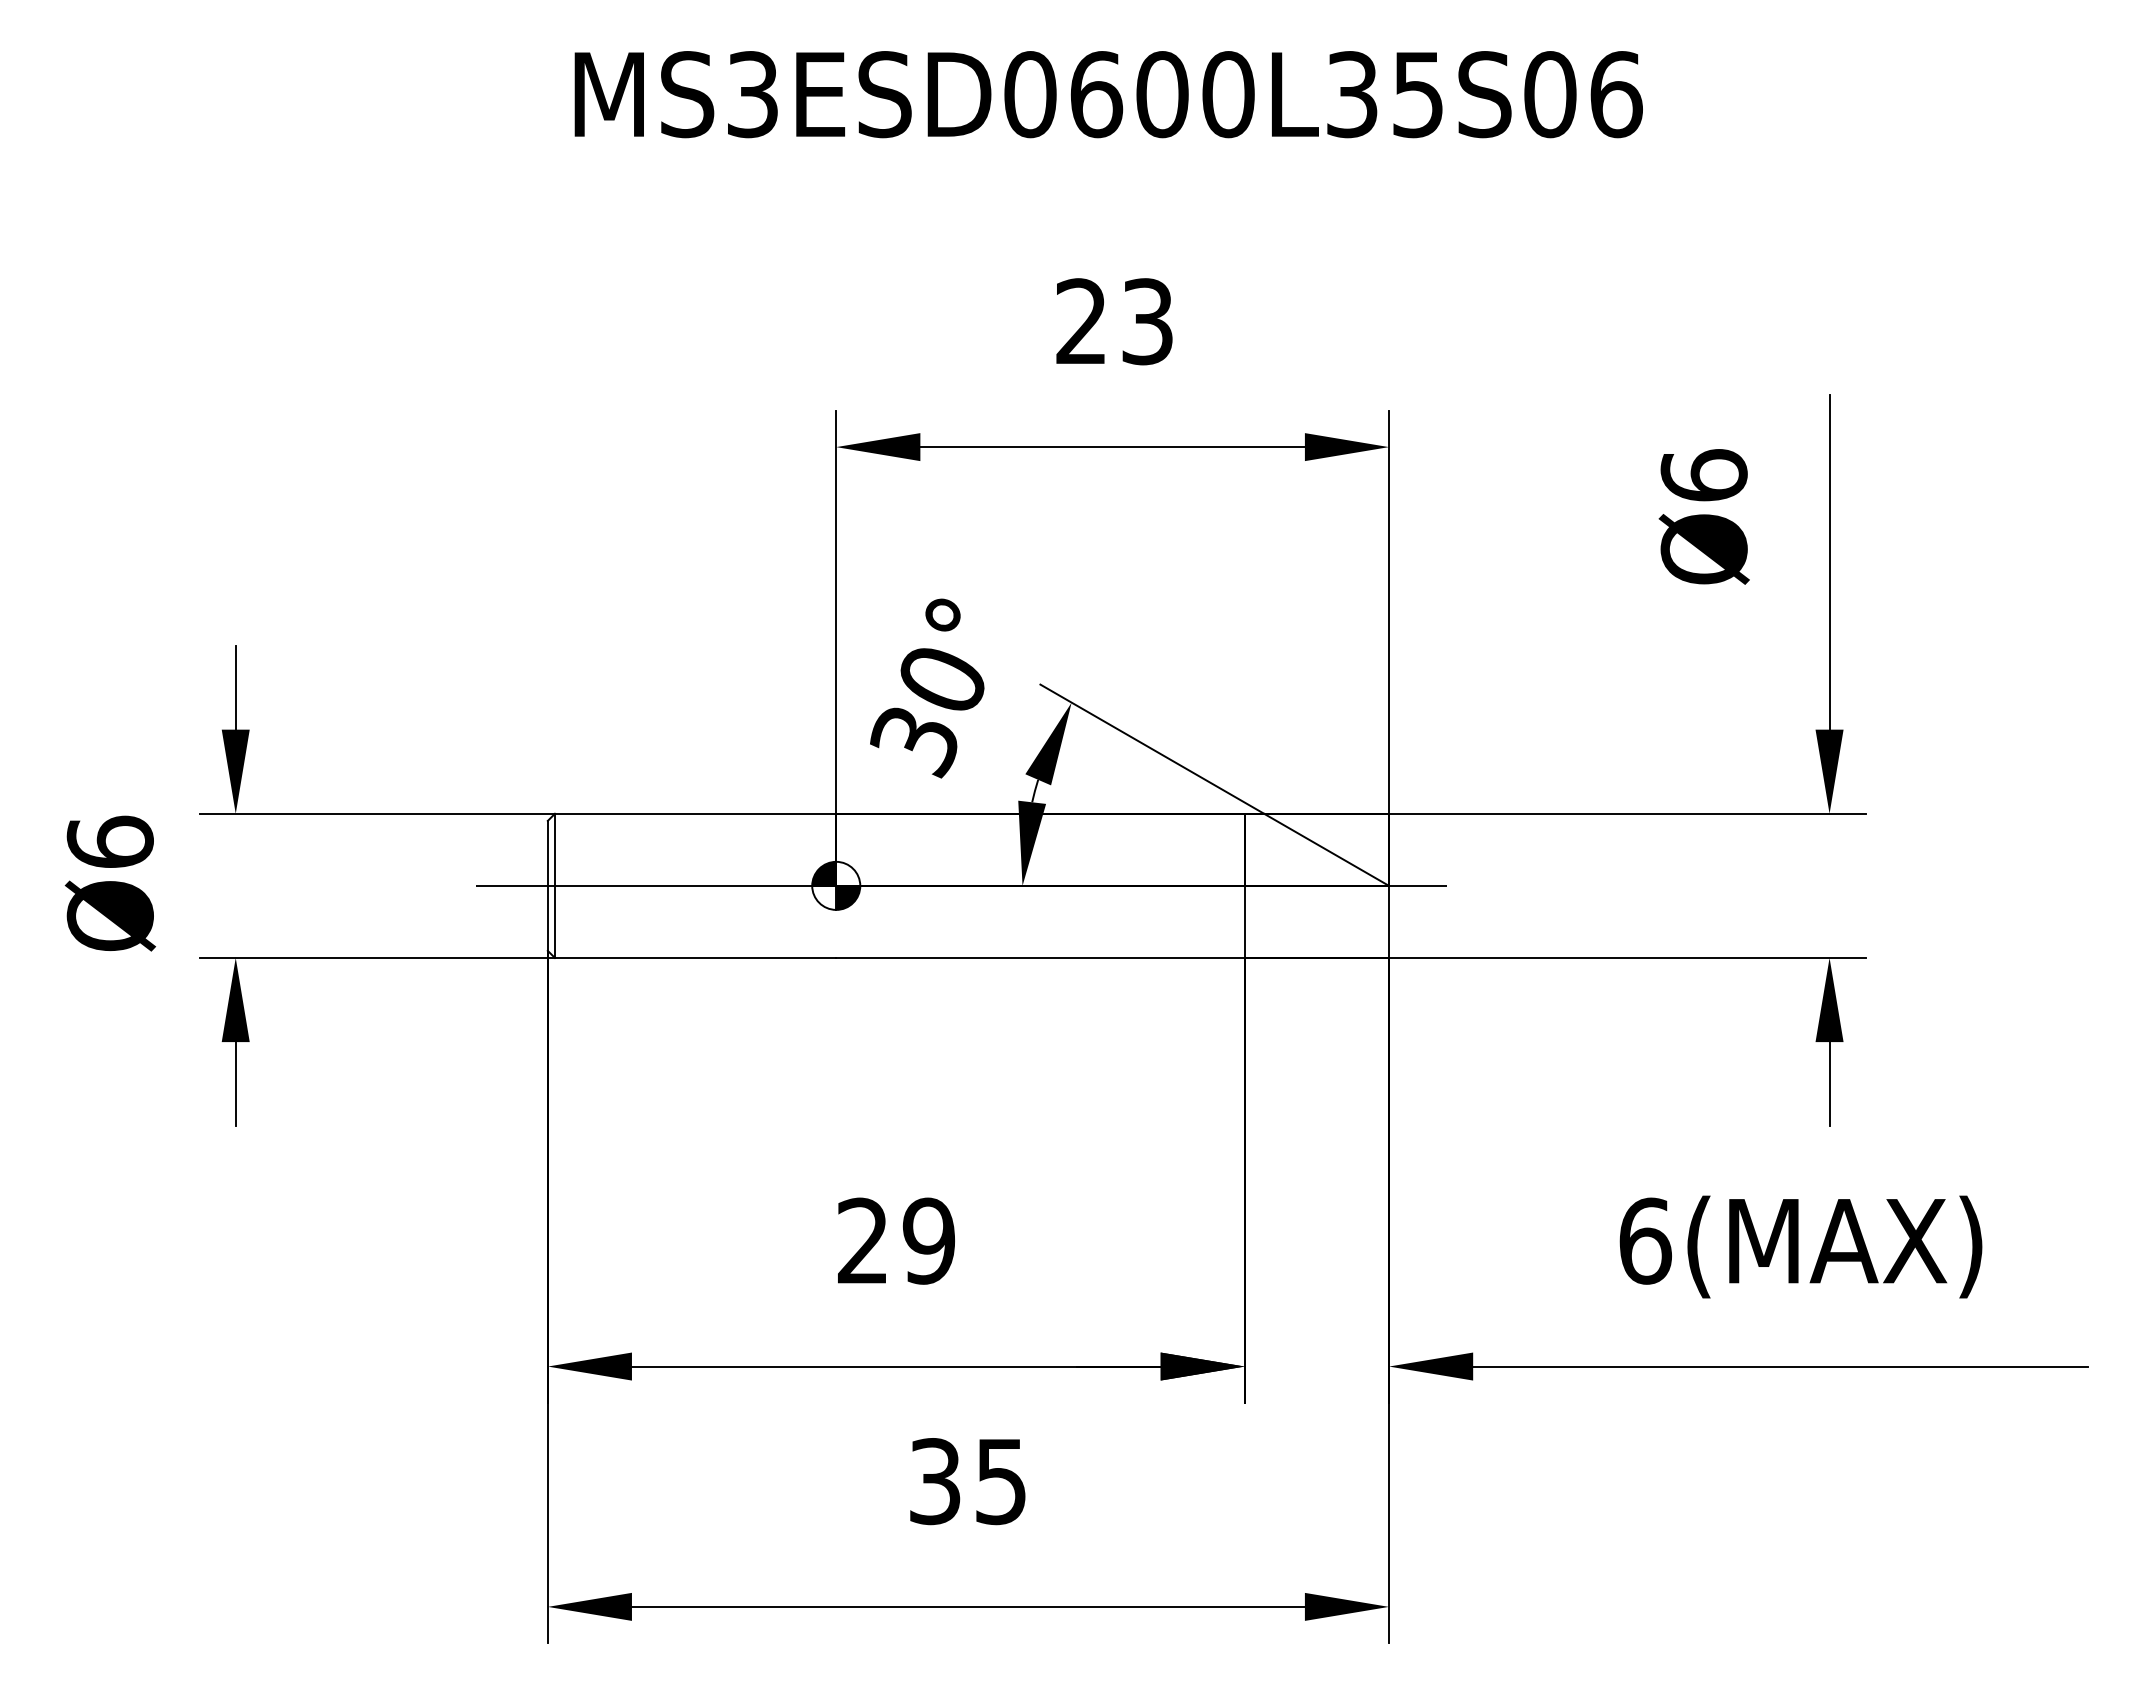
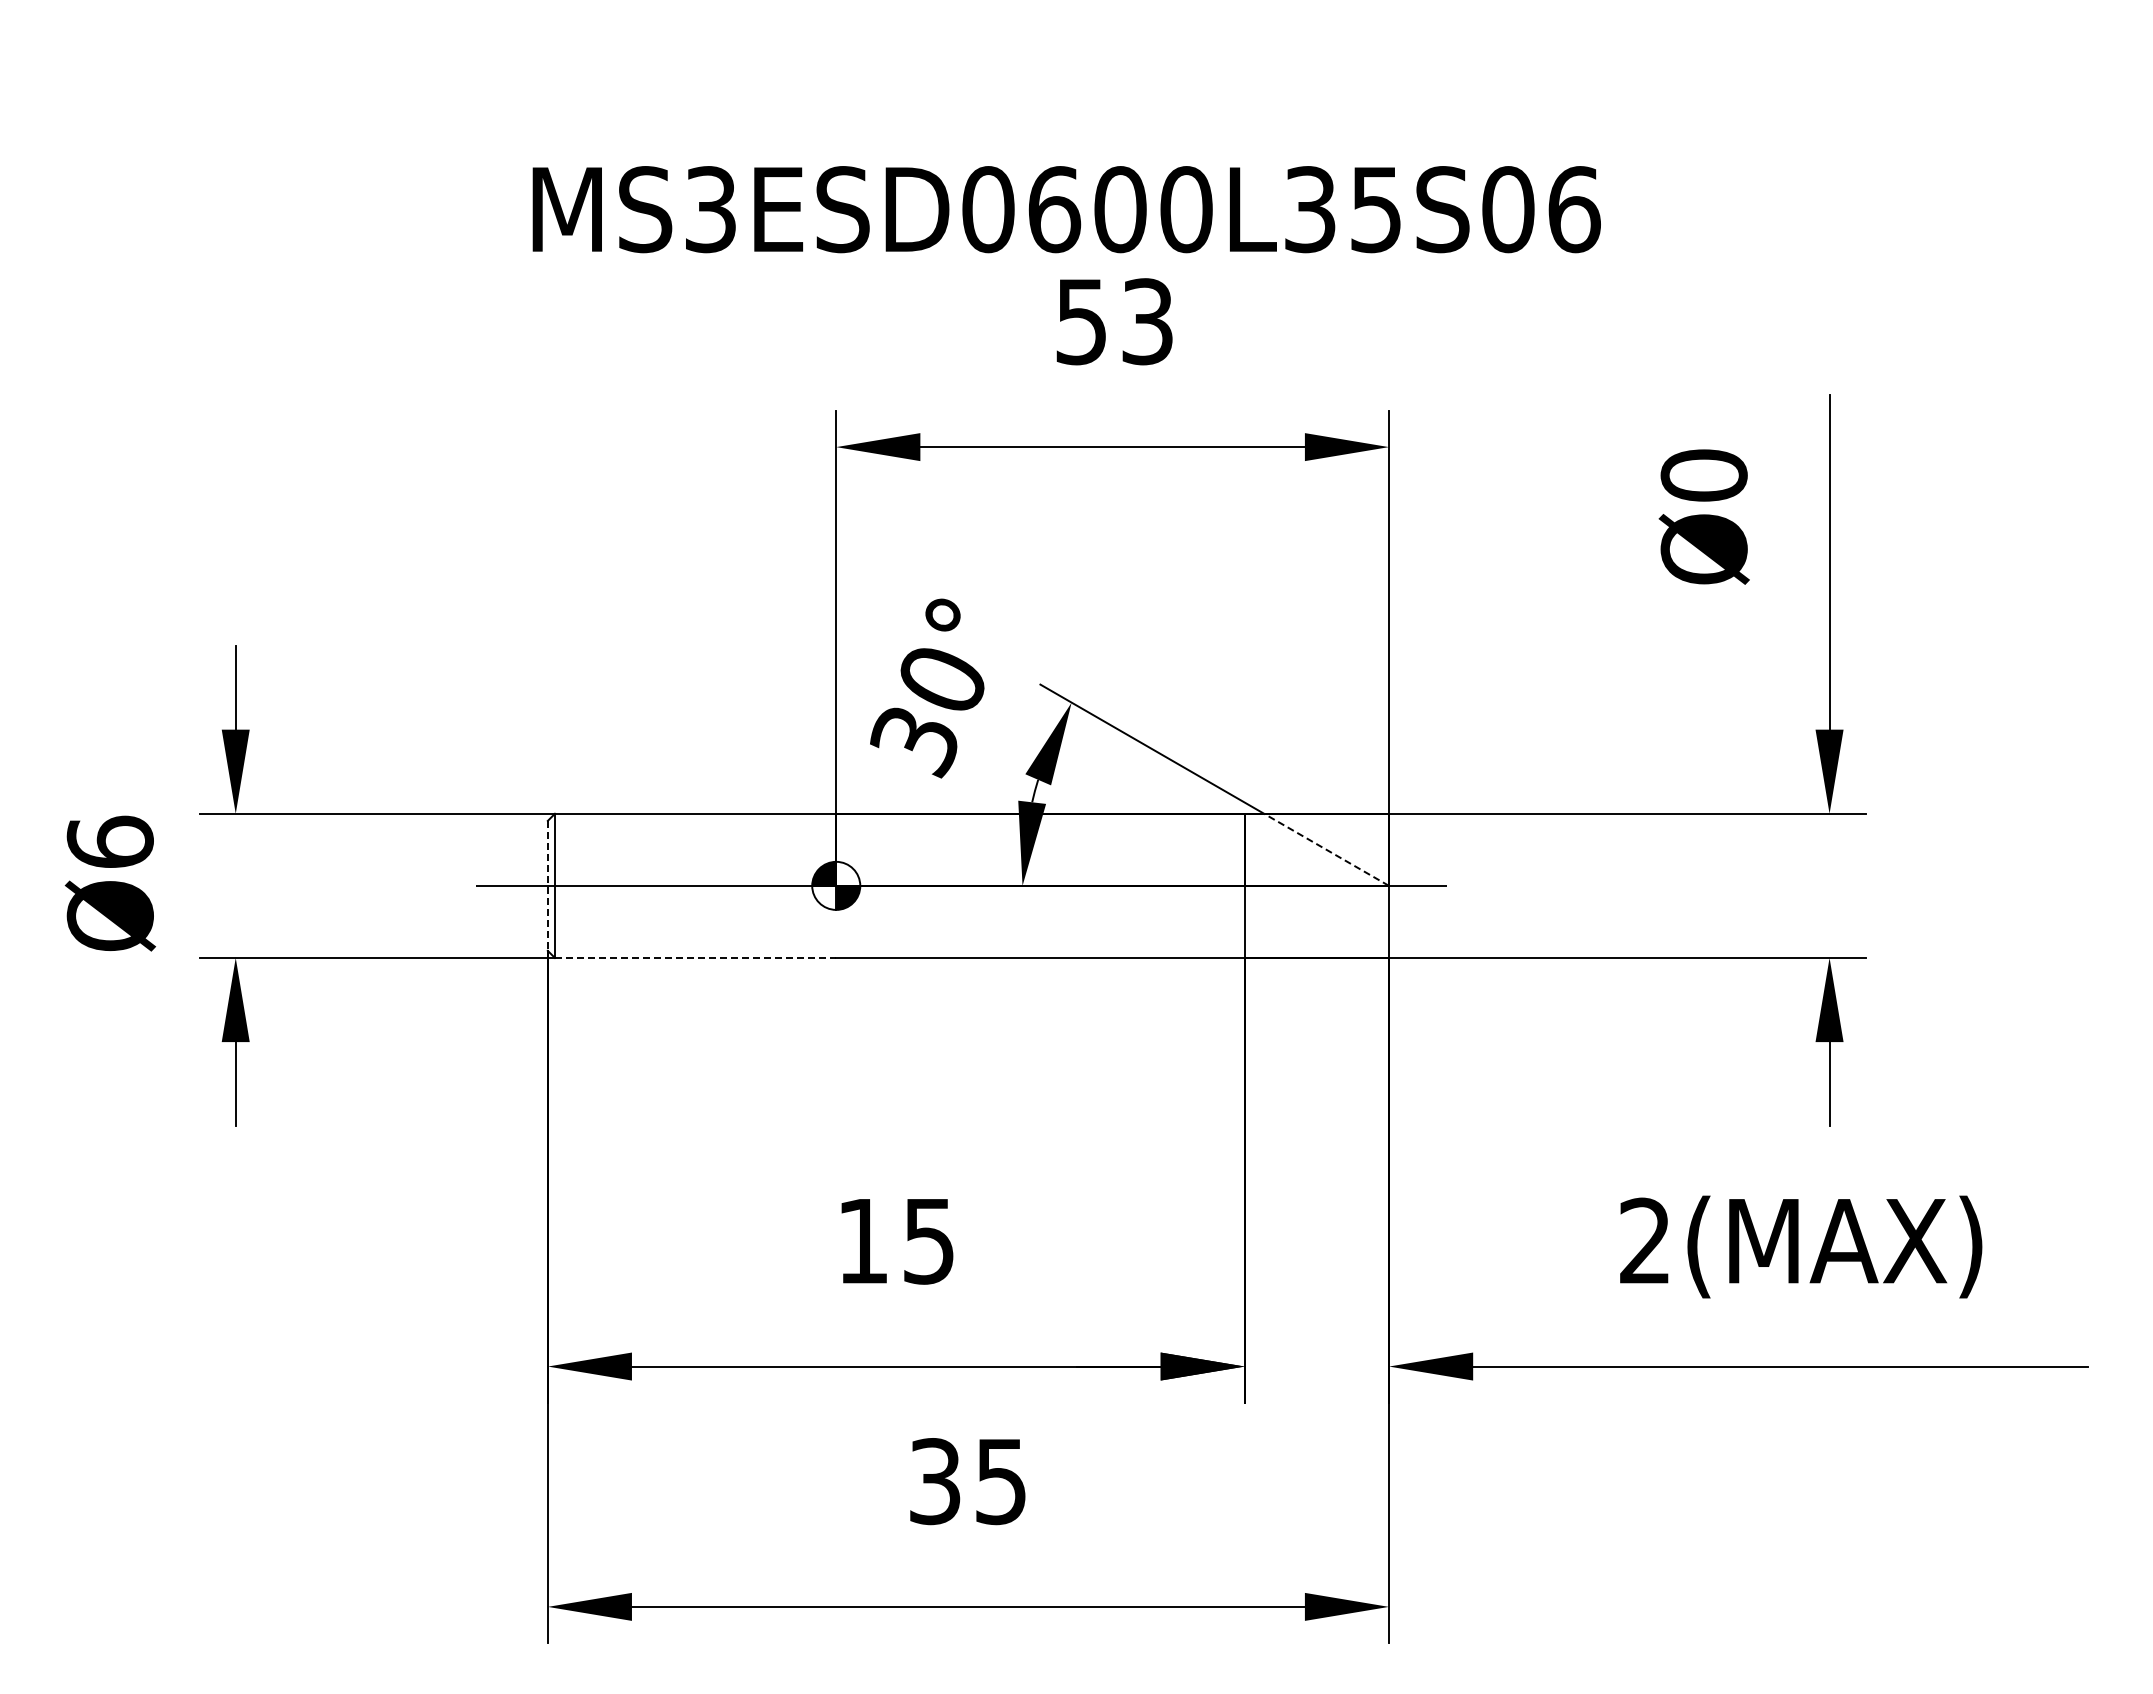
text position: (1108, 94) -> (1066, 209) (1066, 209)
text: 23 -> 53 (1080, 321)
text: Ø6 -> Ø0 (1703, 475)
line: solid -> dashed (1326, 849)
line: solid -> dashed (547, 885)
line: solid -> dashed (695, 957)
text: 29 -> 15 (896, 1240)
text: 6(MAX) -> 2(MAX) (1645, 1240)
